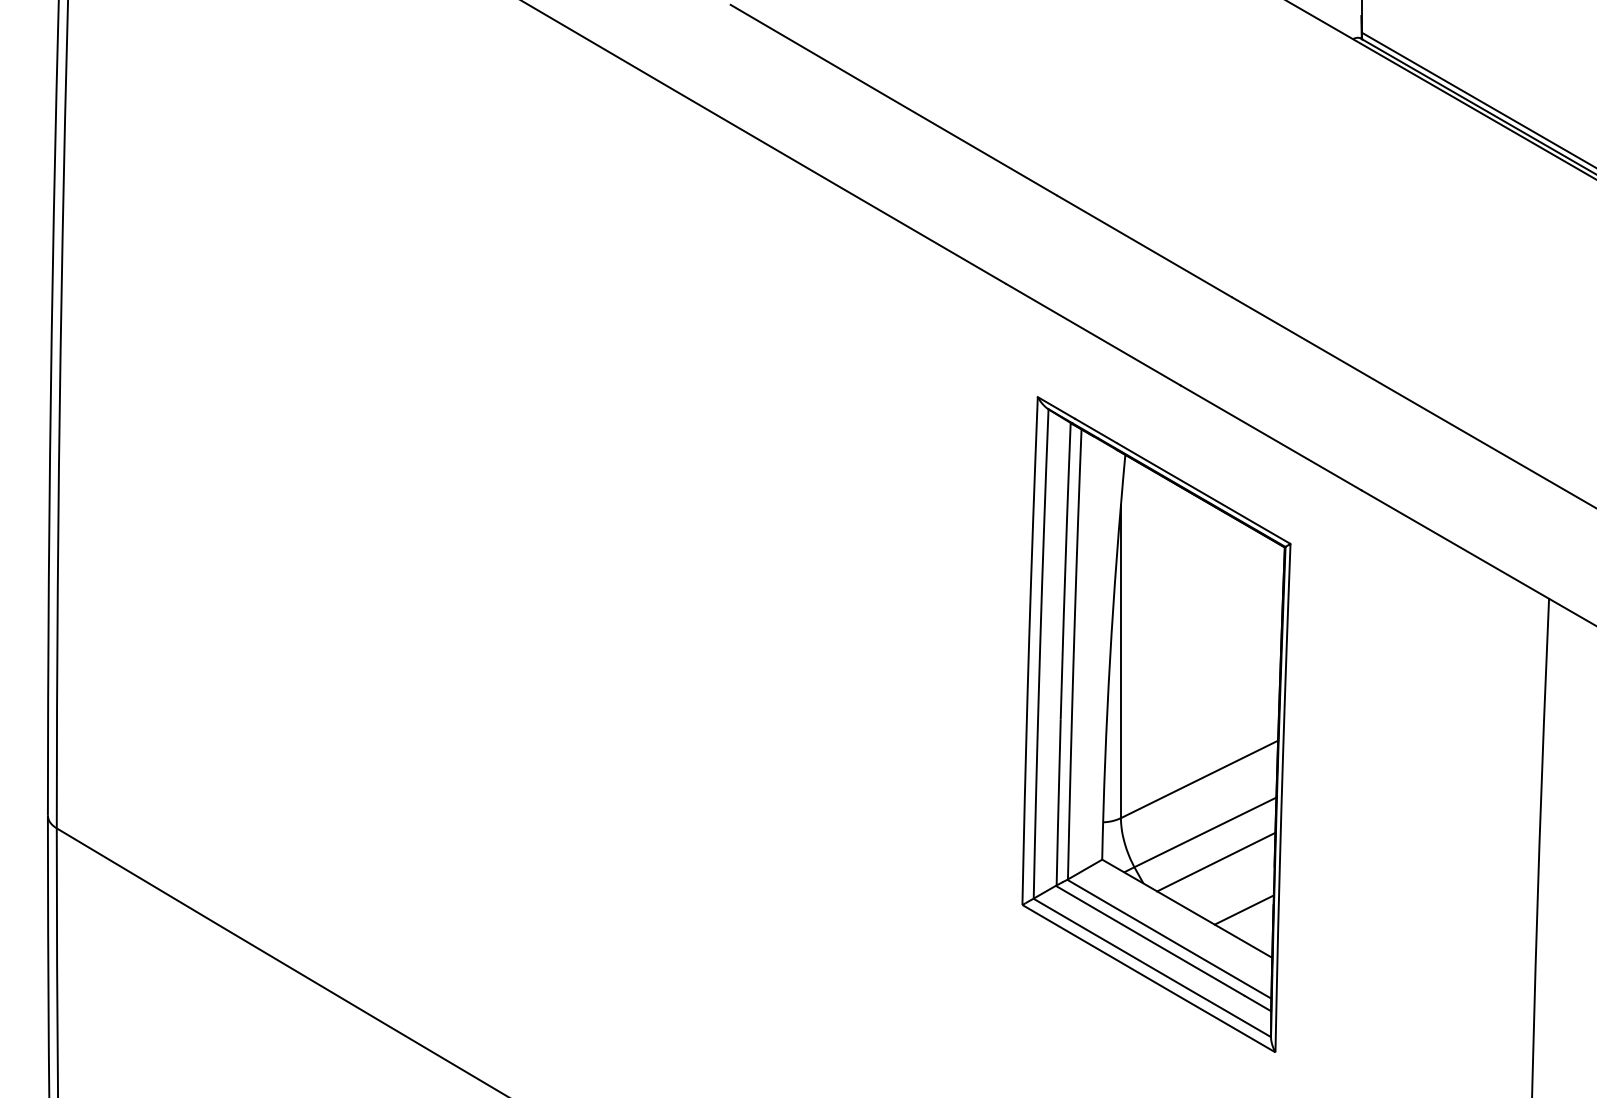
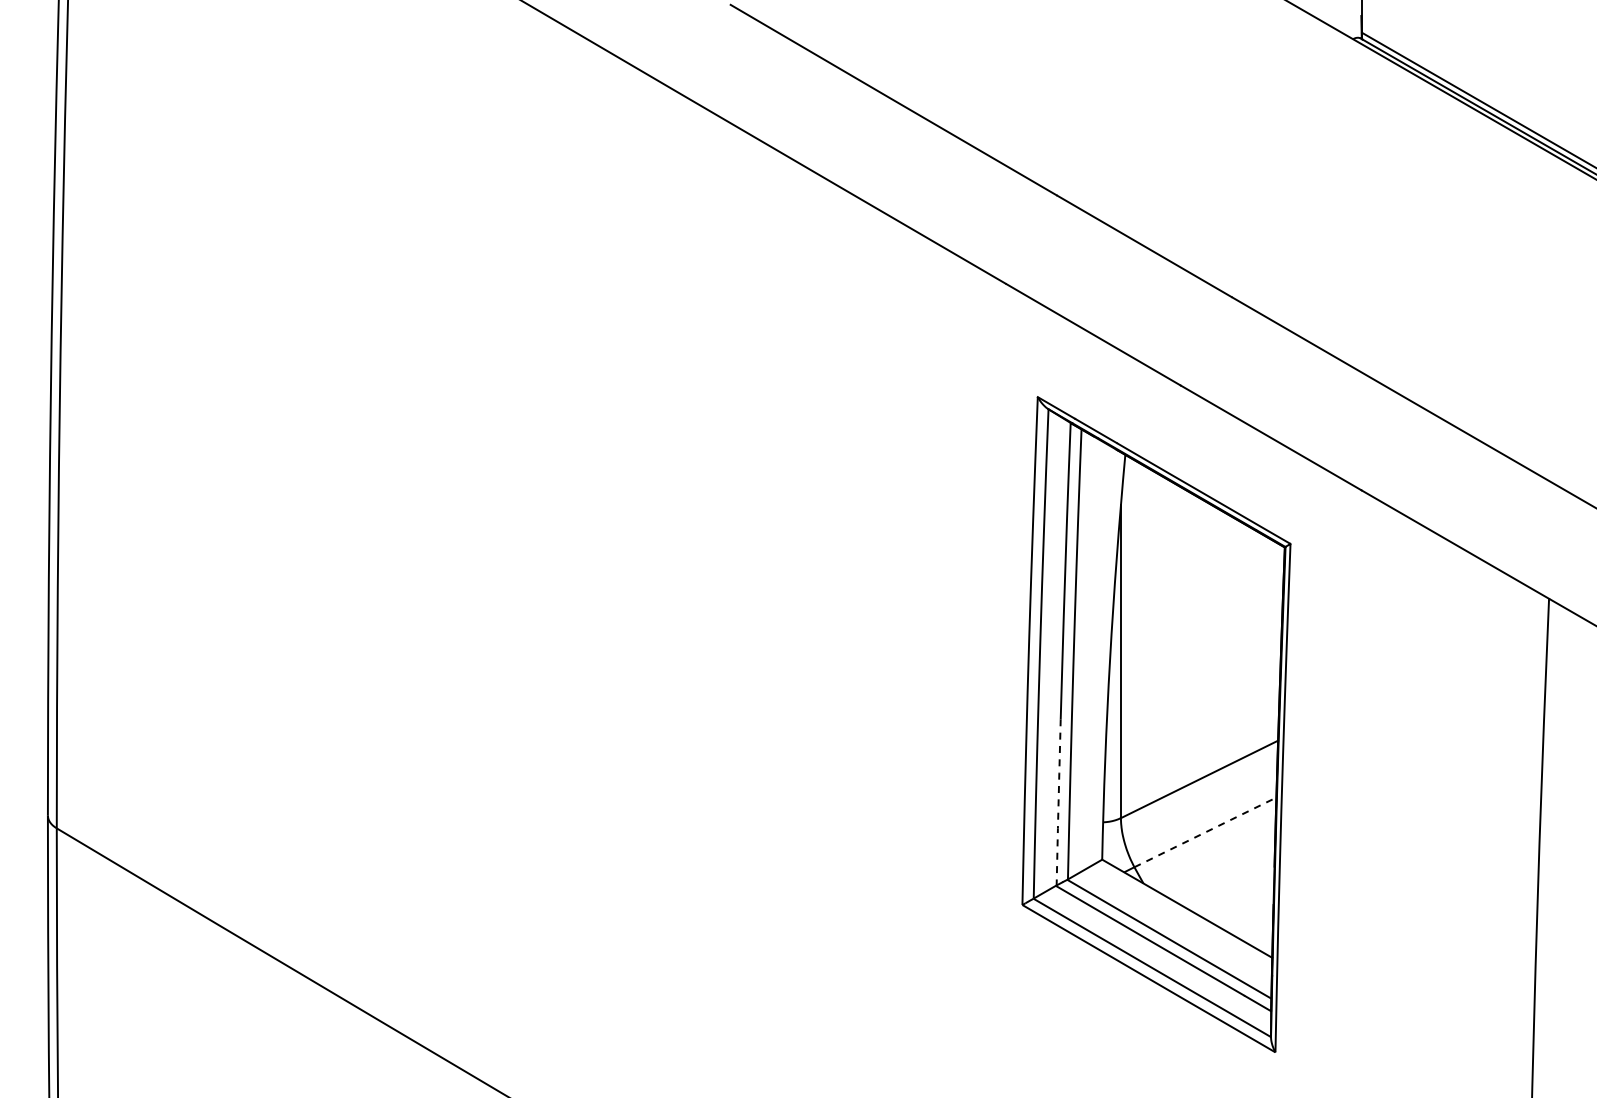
line: solid -> dashed (1058, 802)
line: solid -> dashed (1205, 832)
line: present -> none (1216, 861)
line: present -> none (1243, 909)
